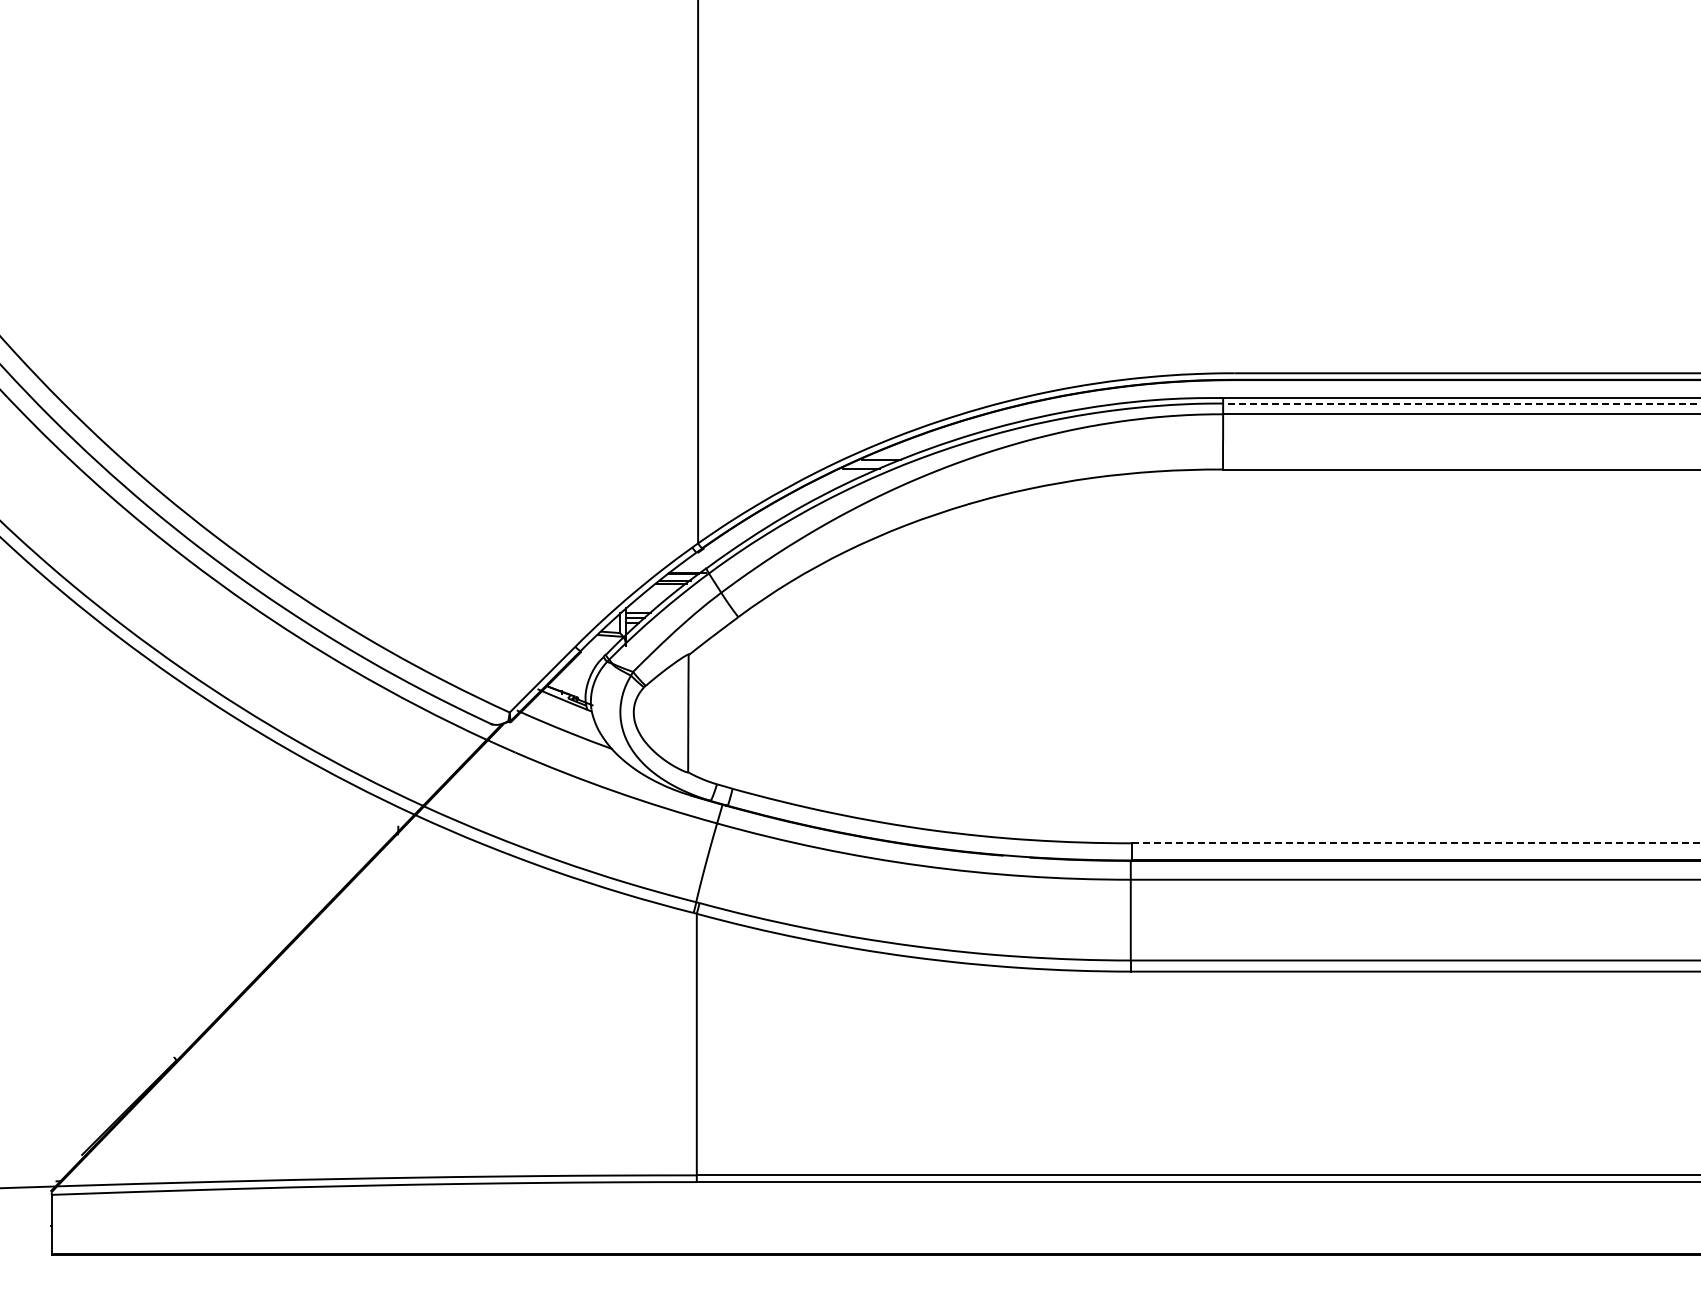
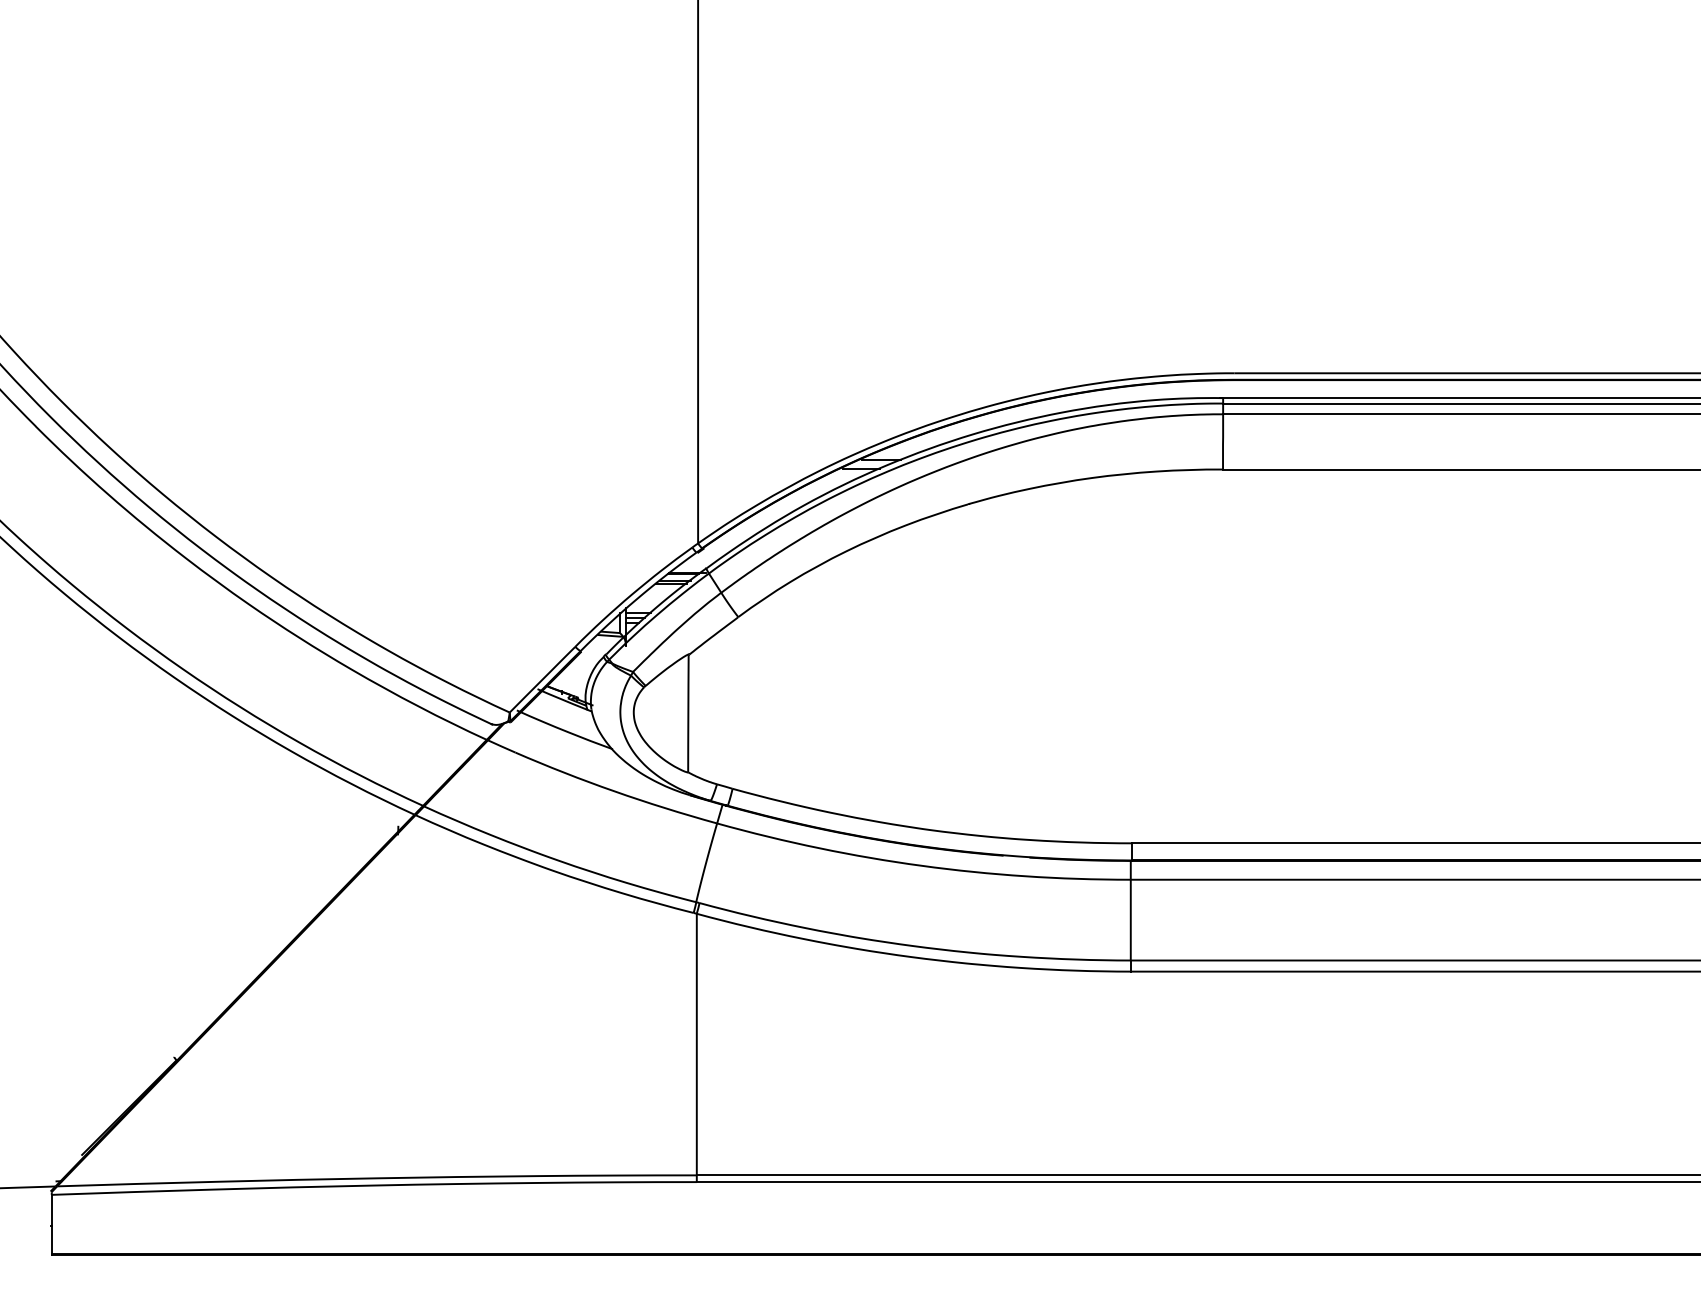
line: dashed -> solid (1461, 403)
line: dashed -> solid (1416, 843)
